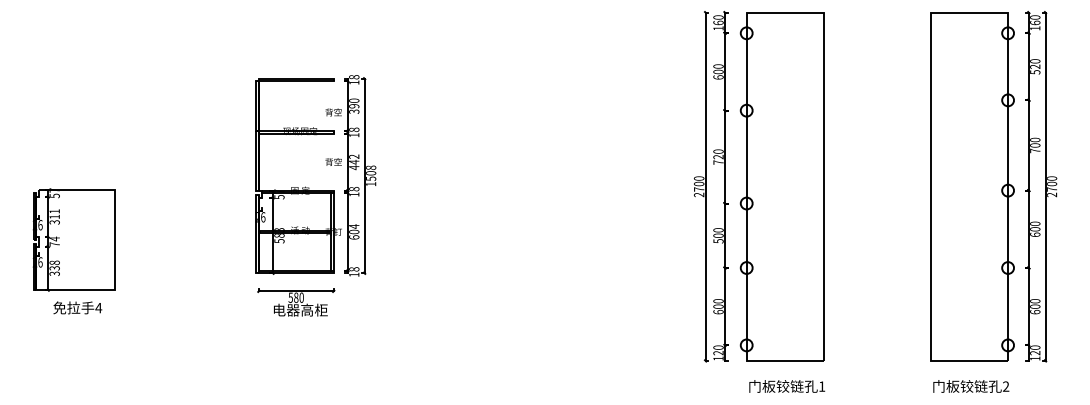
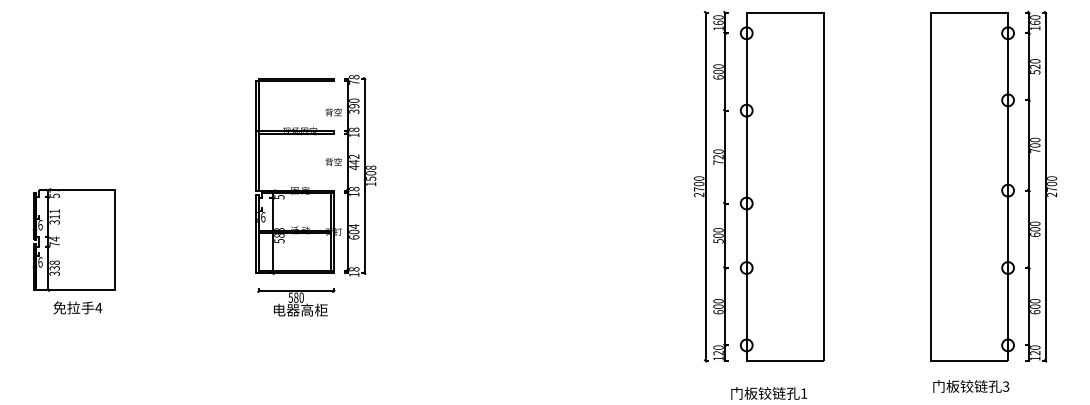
text: 18 -> 78 (354, 82)
text position: (787, 386) -> (769, 393) (769, 393)
text: 2 -> 3 (1005, 386)
